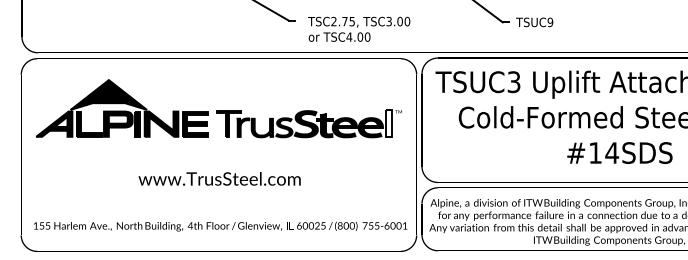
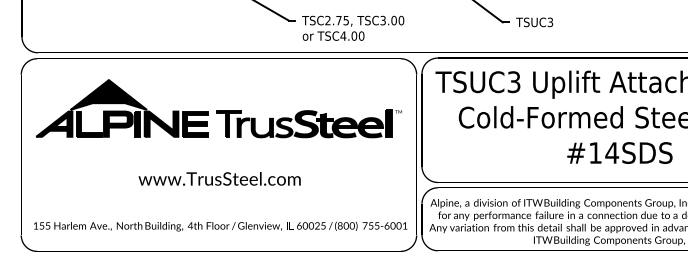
text: TSUC9 -> TSUC3 (550, 21)
text position: (359, 28) -> (353, 27) (353, 27)
fill: none -> present (388, 123)
